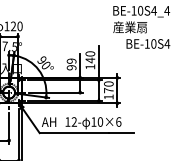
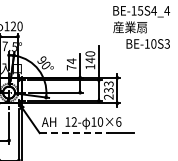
text: BE-10S4_4 -> BE-15S4_4 (140, 10)
text: BE-10S4 -> BE-10S3 (167, 43)
text: 99 -> 74 (71, 64)
text: 170 -> 233 (108, 90)
line: solid -> dashed (74, 133)
